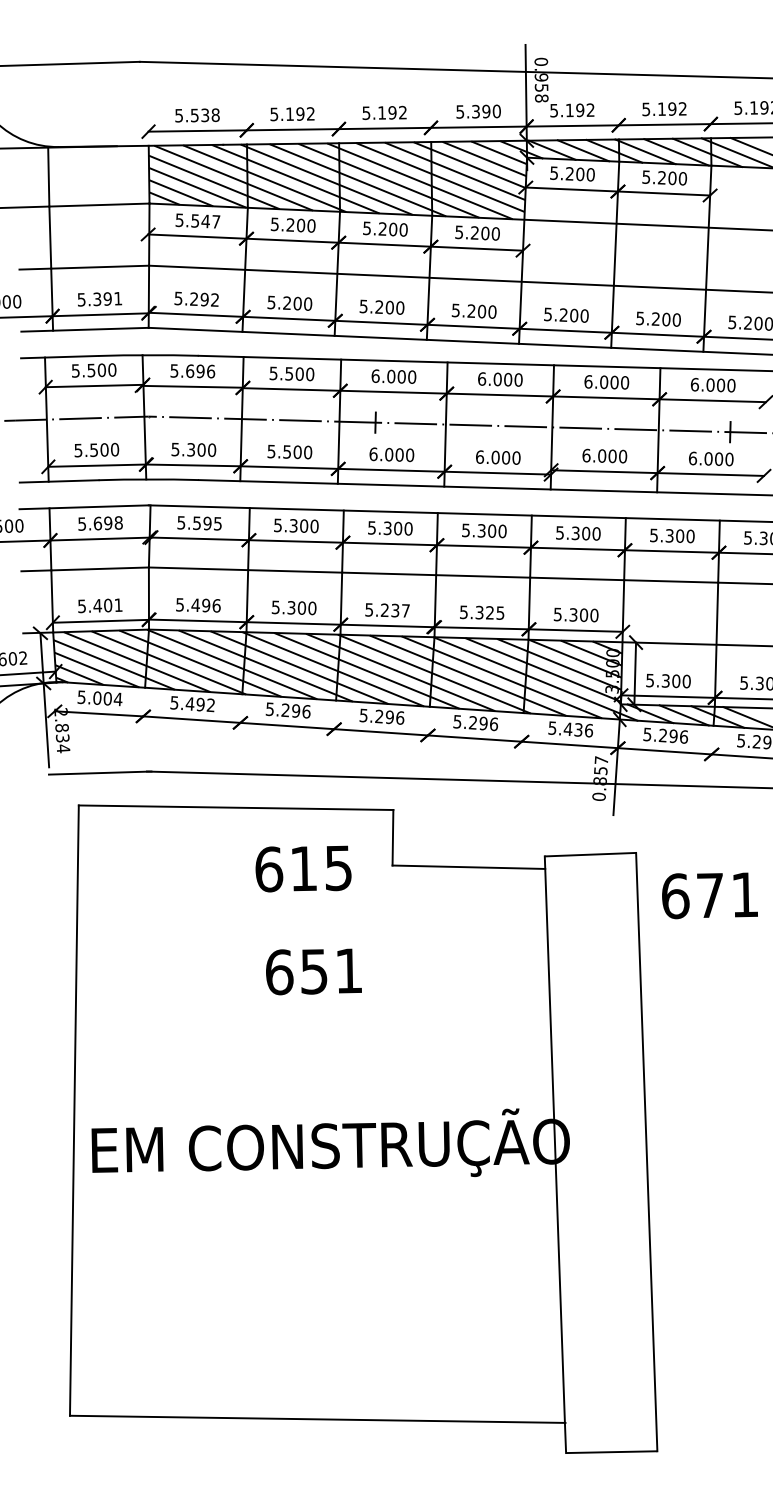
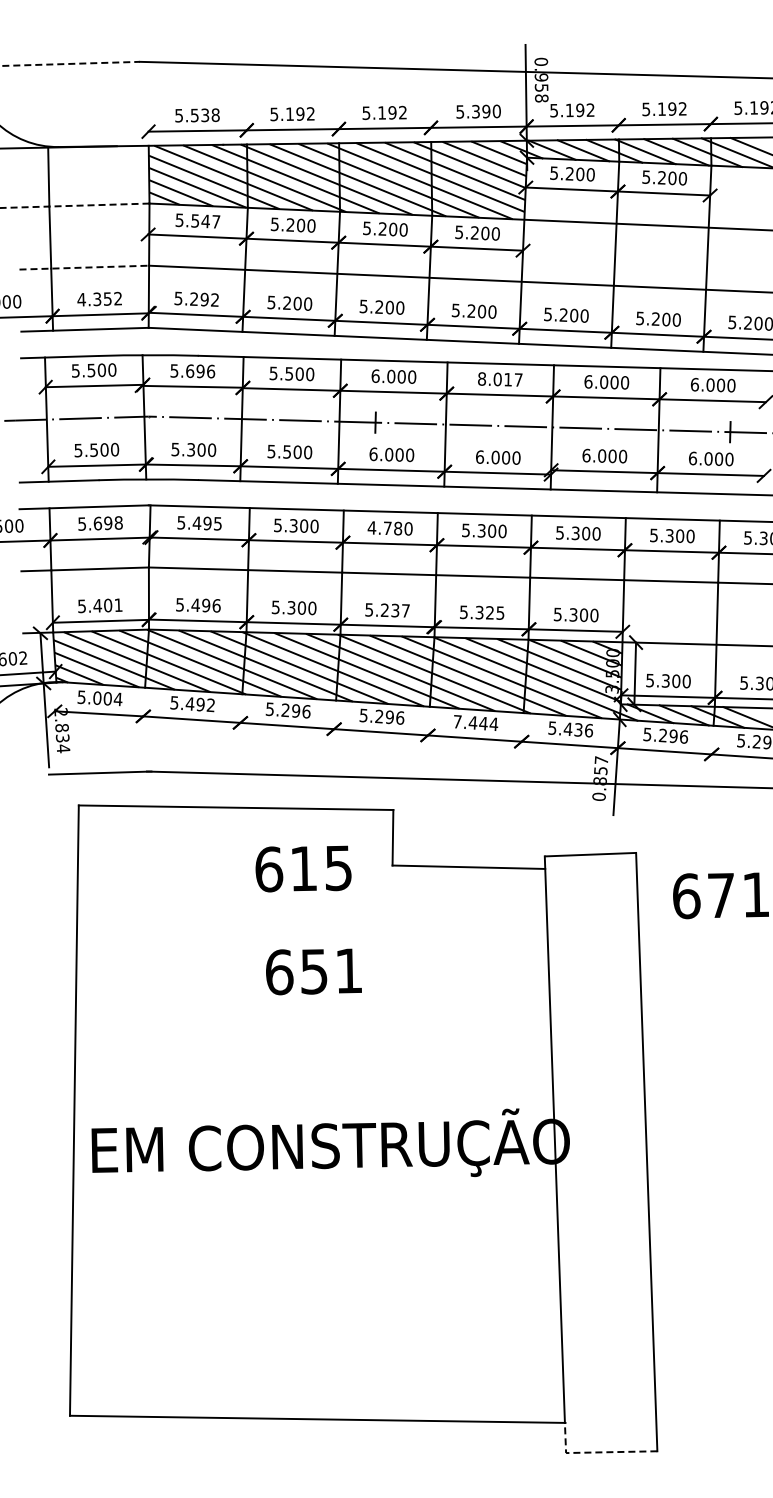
line: solid -> dashed (70, 63)
line: solid -> dashed (74, 205)
line: solid -> dashed (84, 267)
text: 5.391 -> 4.352 (99, 298)
text: 6.000 -> 8.017 (500, 379)
text: 5.595 -> 5.495 (196, 523)
text: 5.300 -> 4.780 (384, 528)
text: 5.296 -> 7.444 (475, 723)
text position: (709, 895) -> (720, 895) (720, 895)
line: solid -> dashed (595, 1452)
